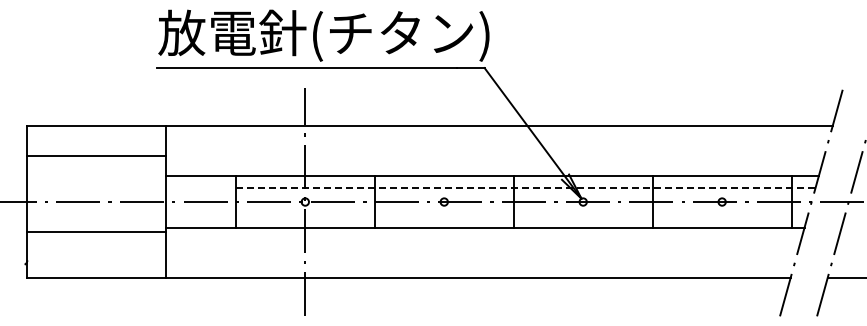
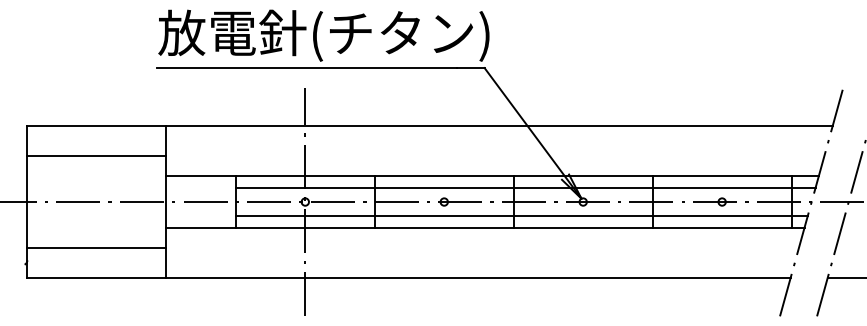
line: dashed -> solid (525, 188)
line: none -> present (521, 215)
line position: (96, 232) -> (96, 248) (96, 248)
